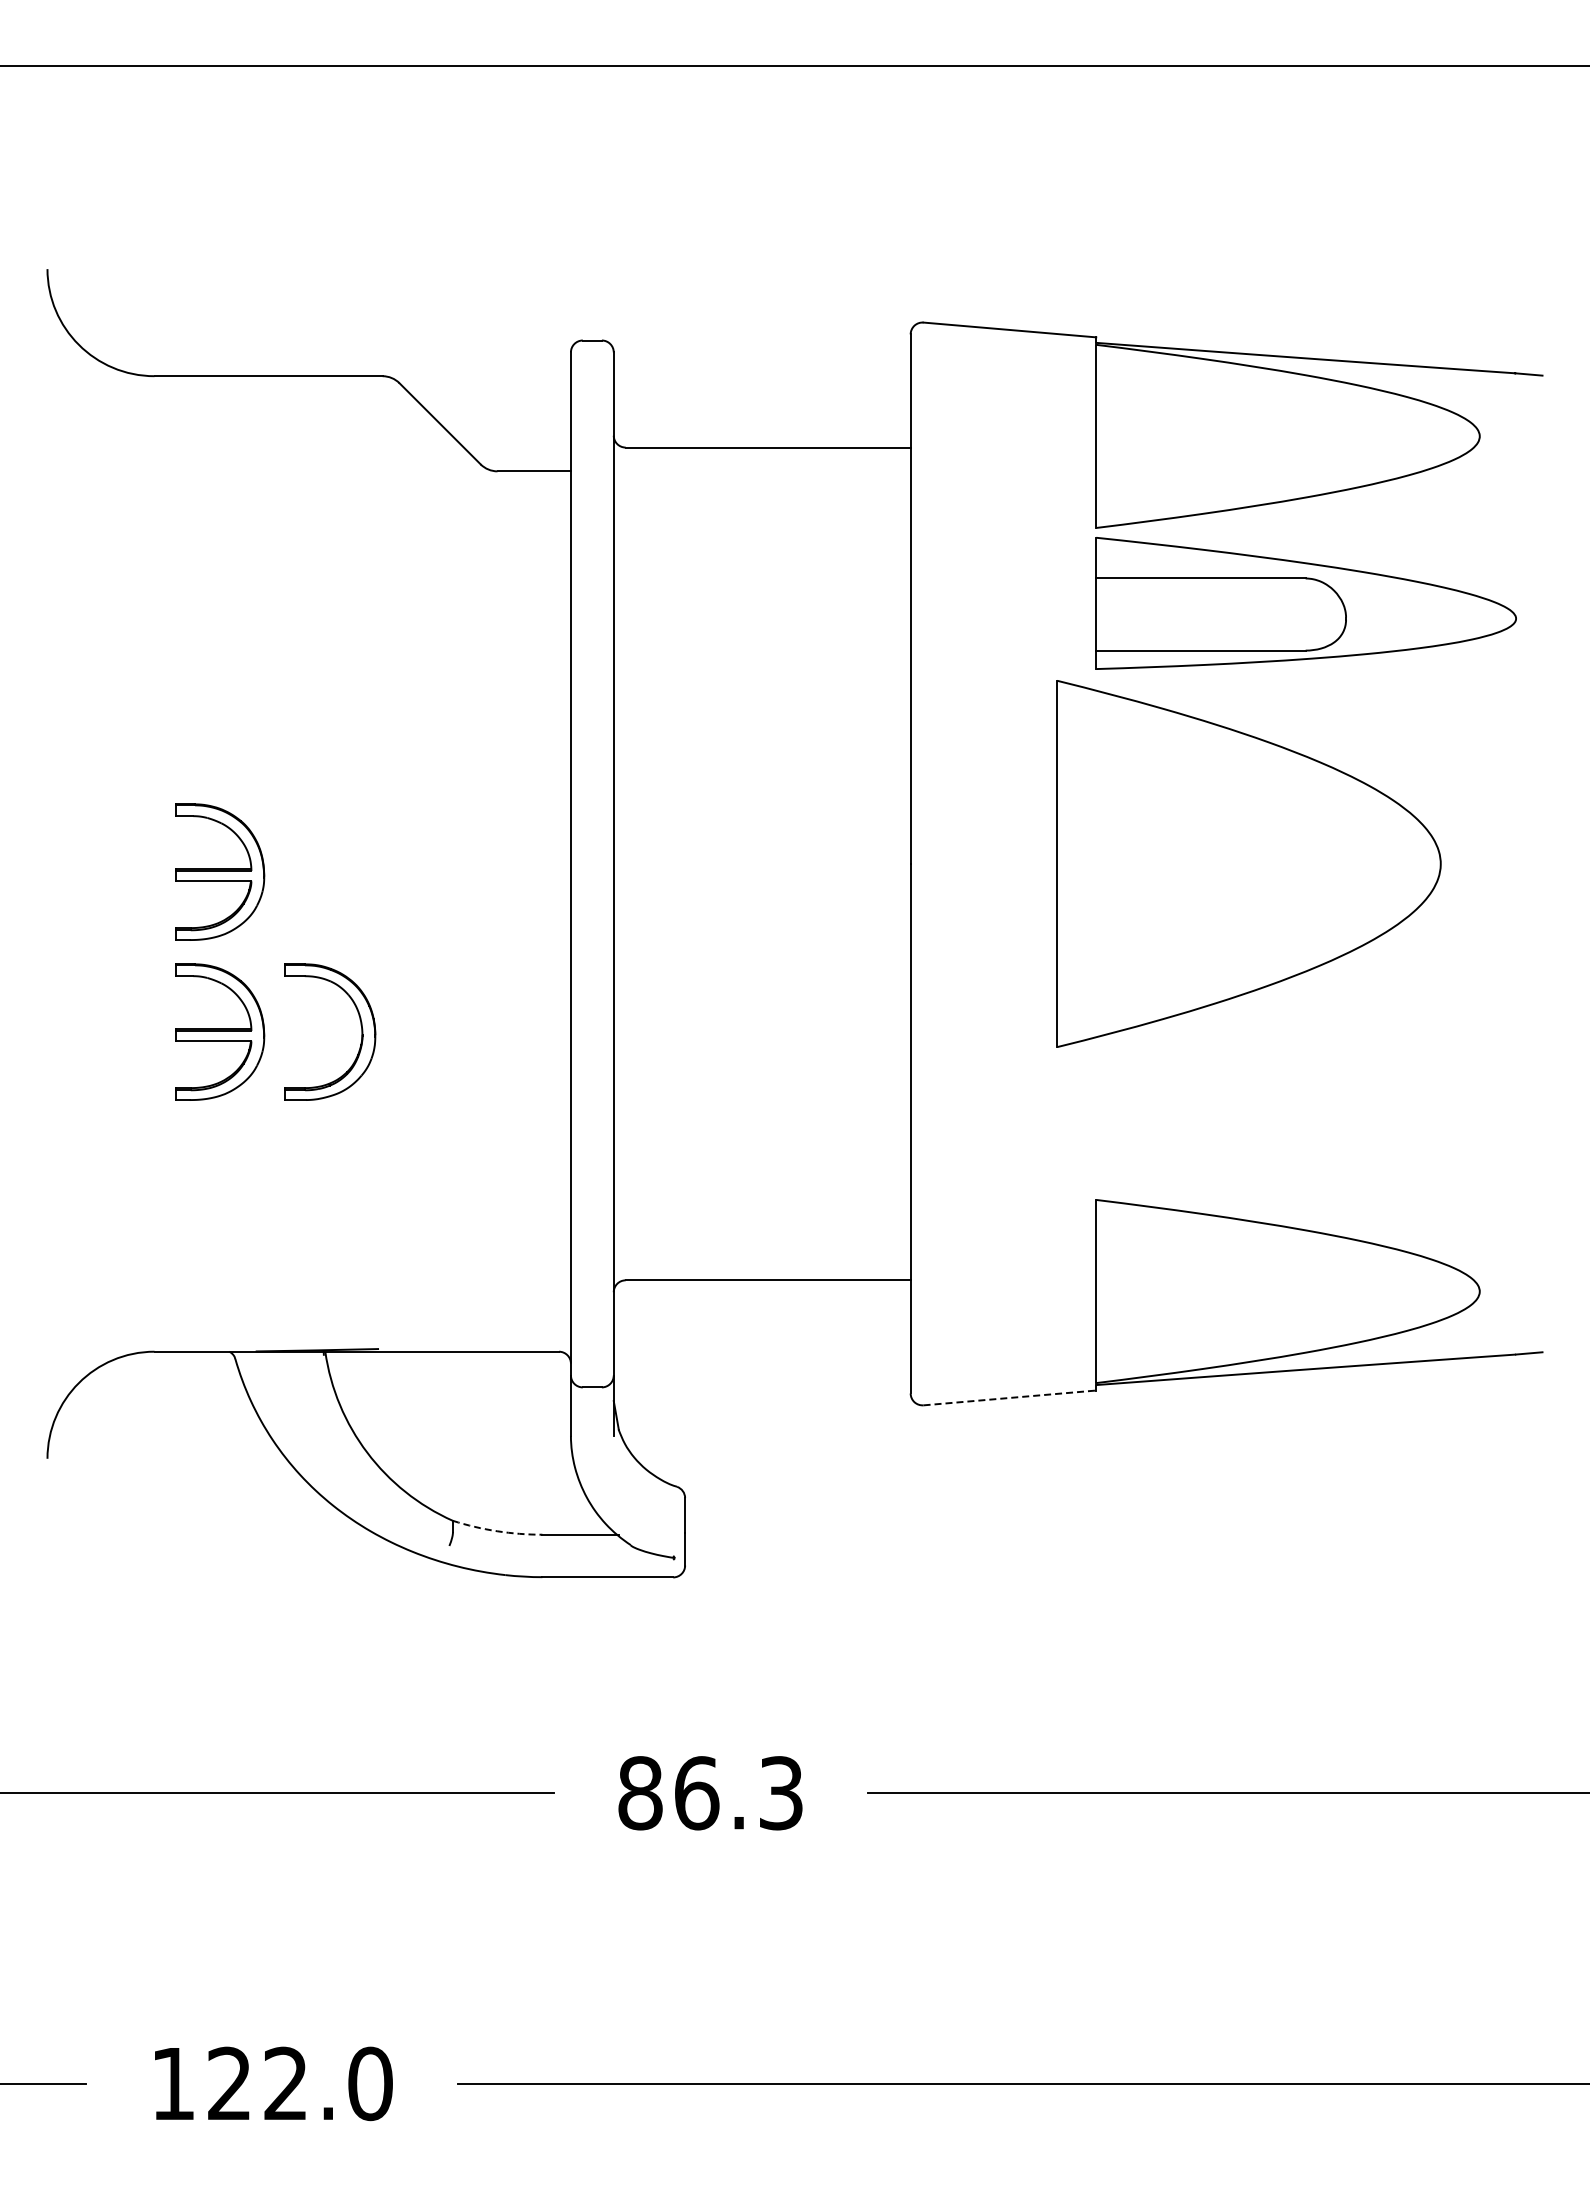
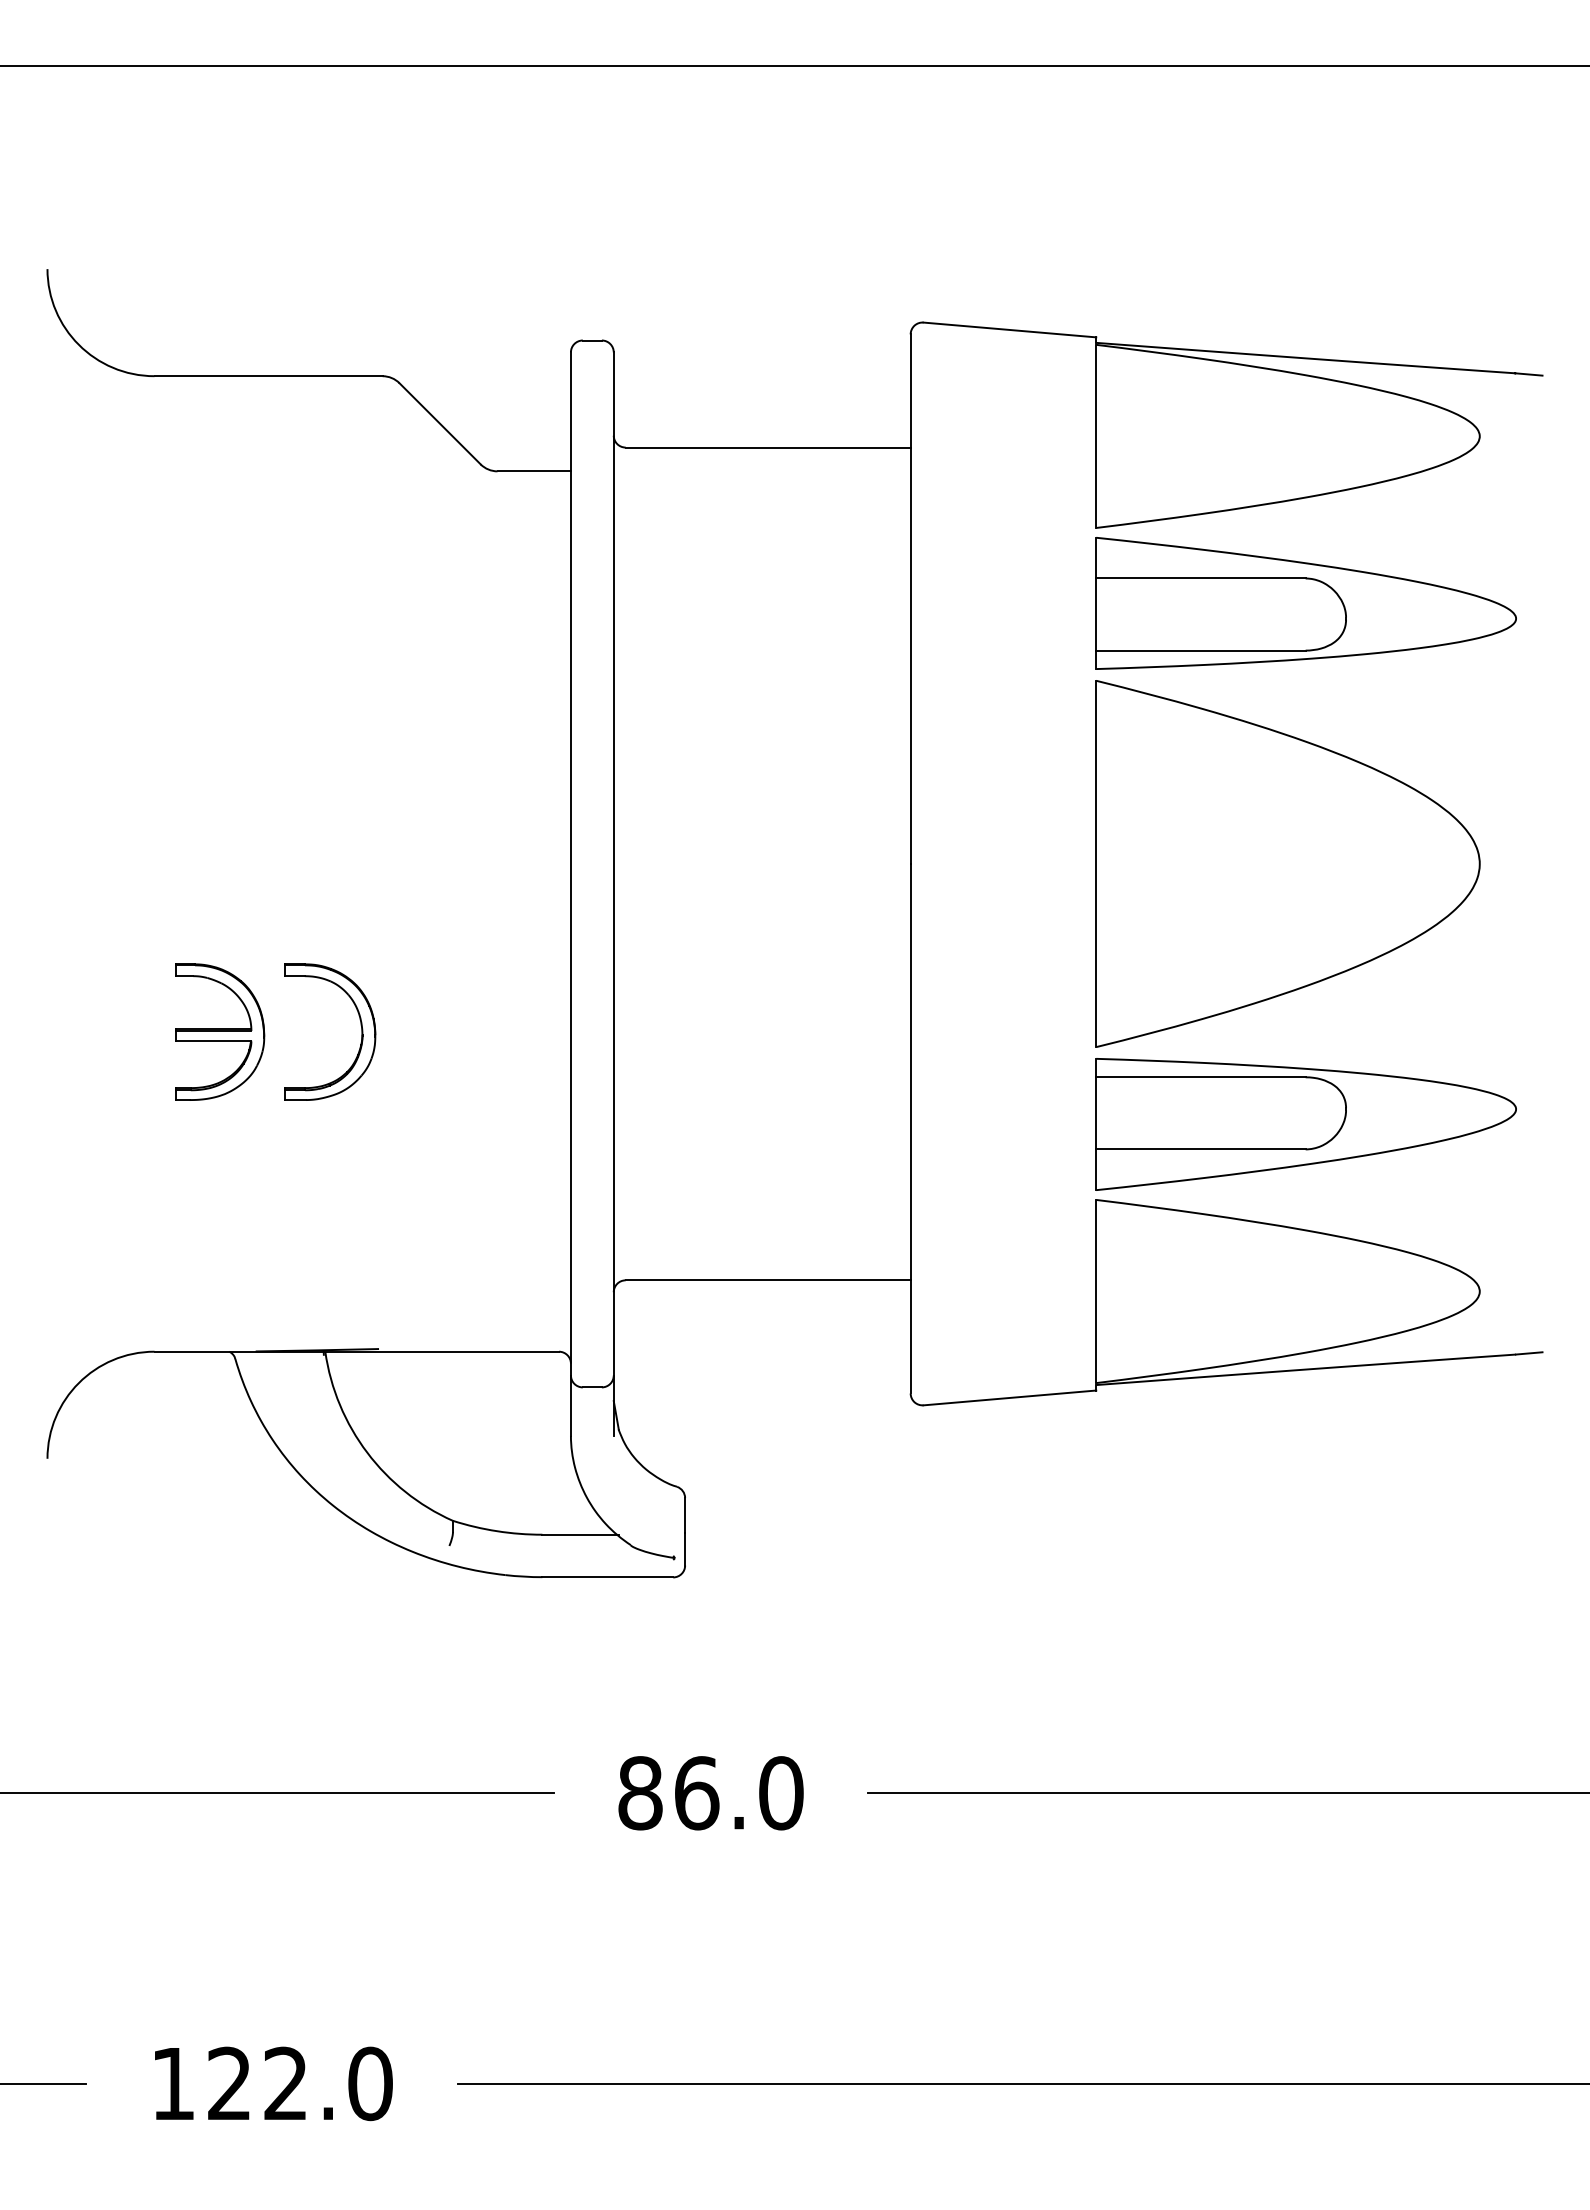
part position: (1248, 863) -> (1287, 863) (1287, 863)
part: present -> none (220, 871)
part: none -> present (1305, 1124)
line: dashed -> solid (1009, 1397)
arc: dashed -> solid (497, 1531)
text: 86.3 -> 86.0 (781, 1793)
